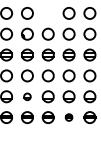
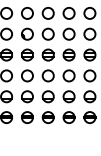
circle: none -> present (47, 13)
part size: 9x10 px -> 13x14 px (27, 96)
part size: 10x9 px -> 14x13 px (68, 117)
